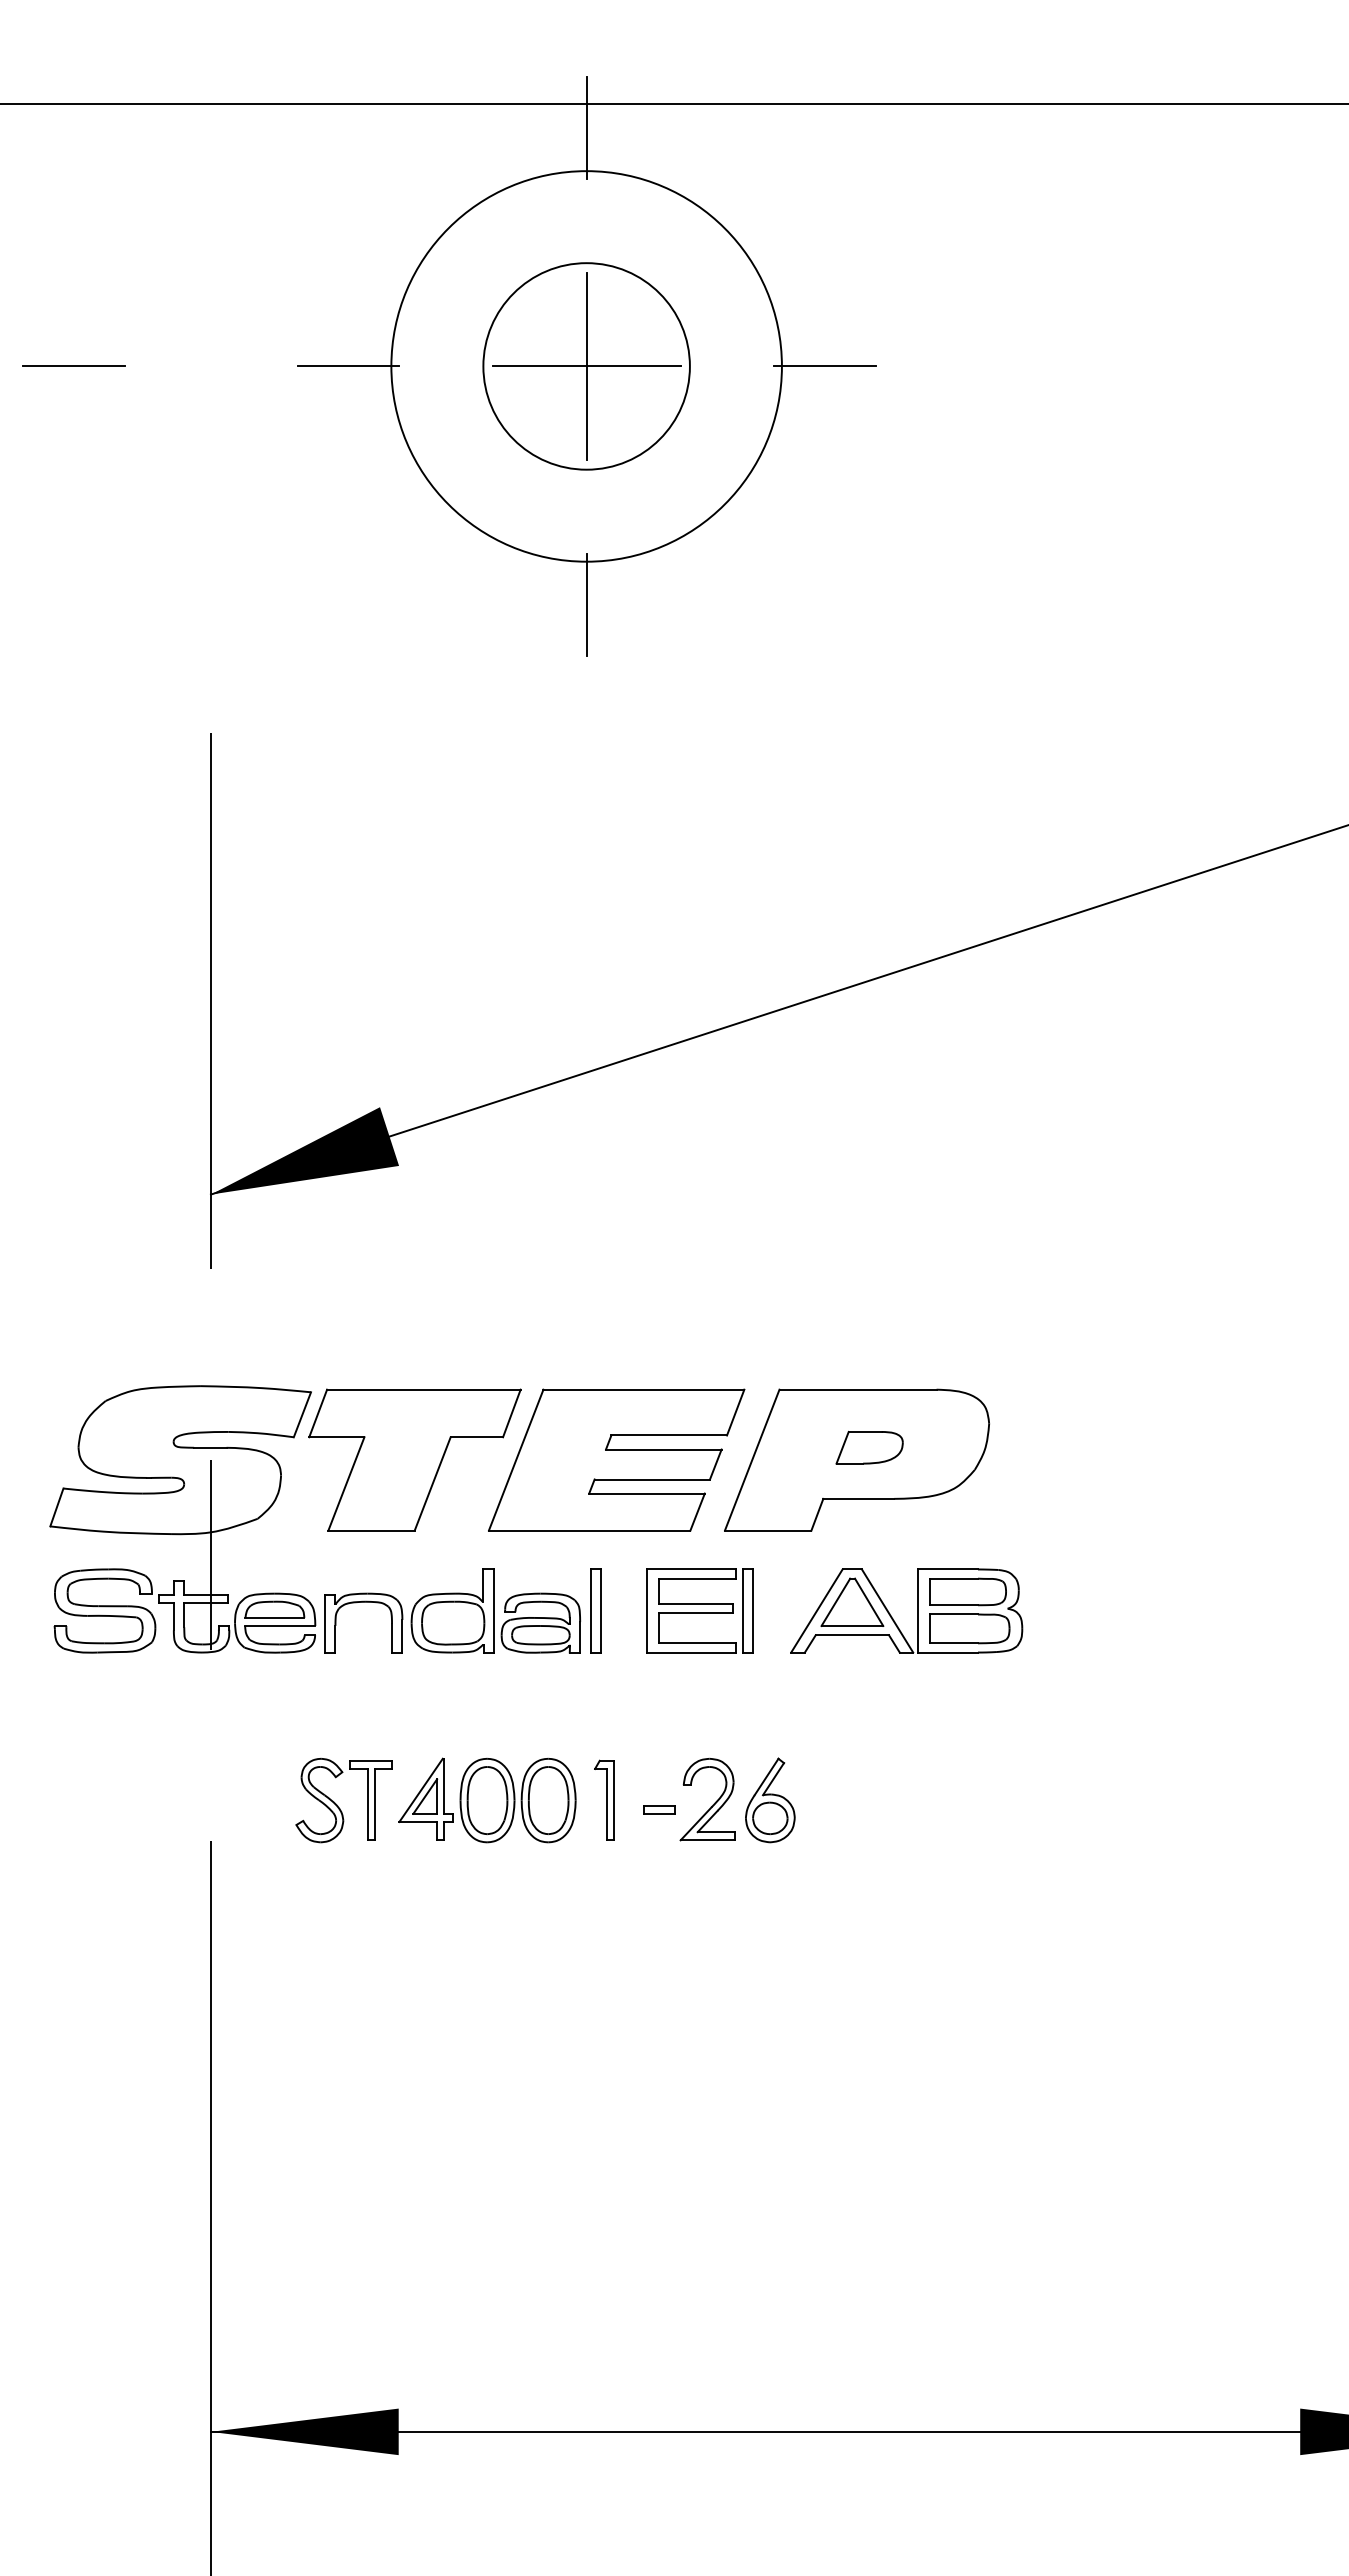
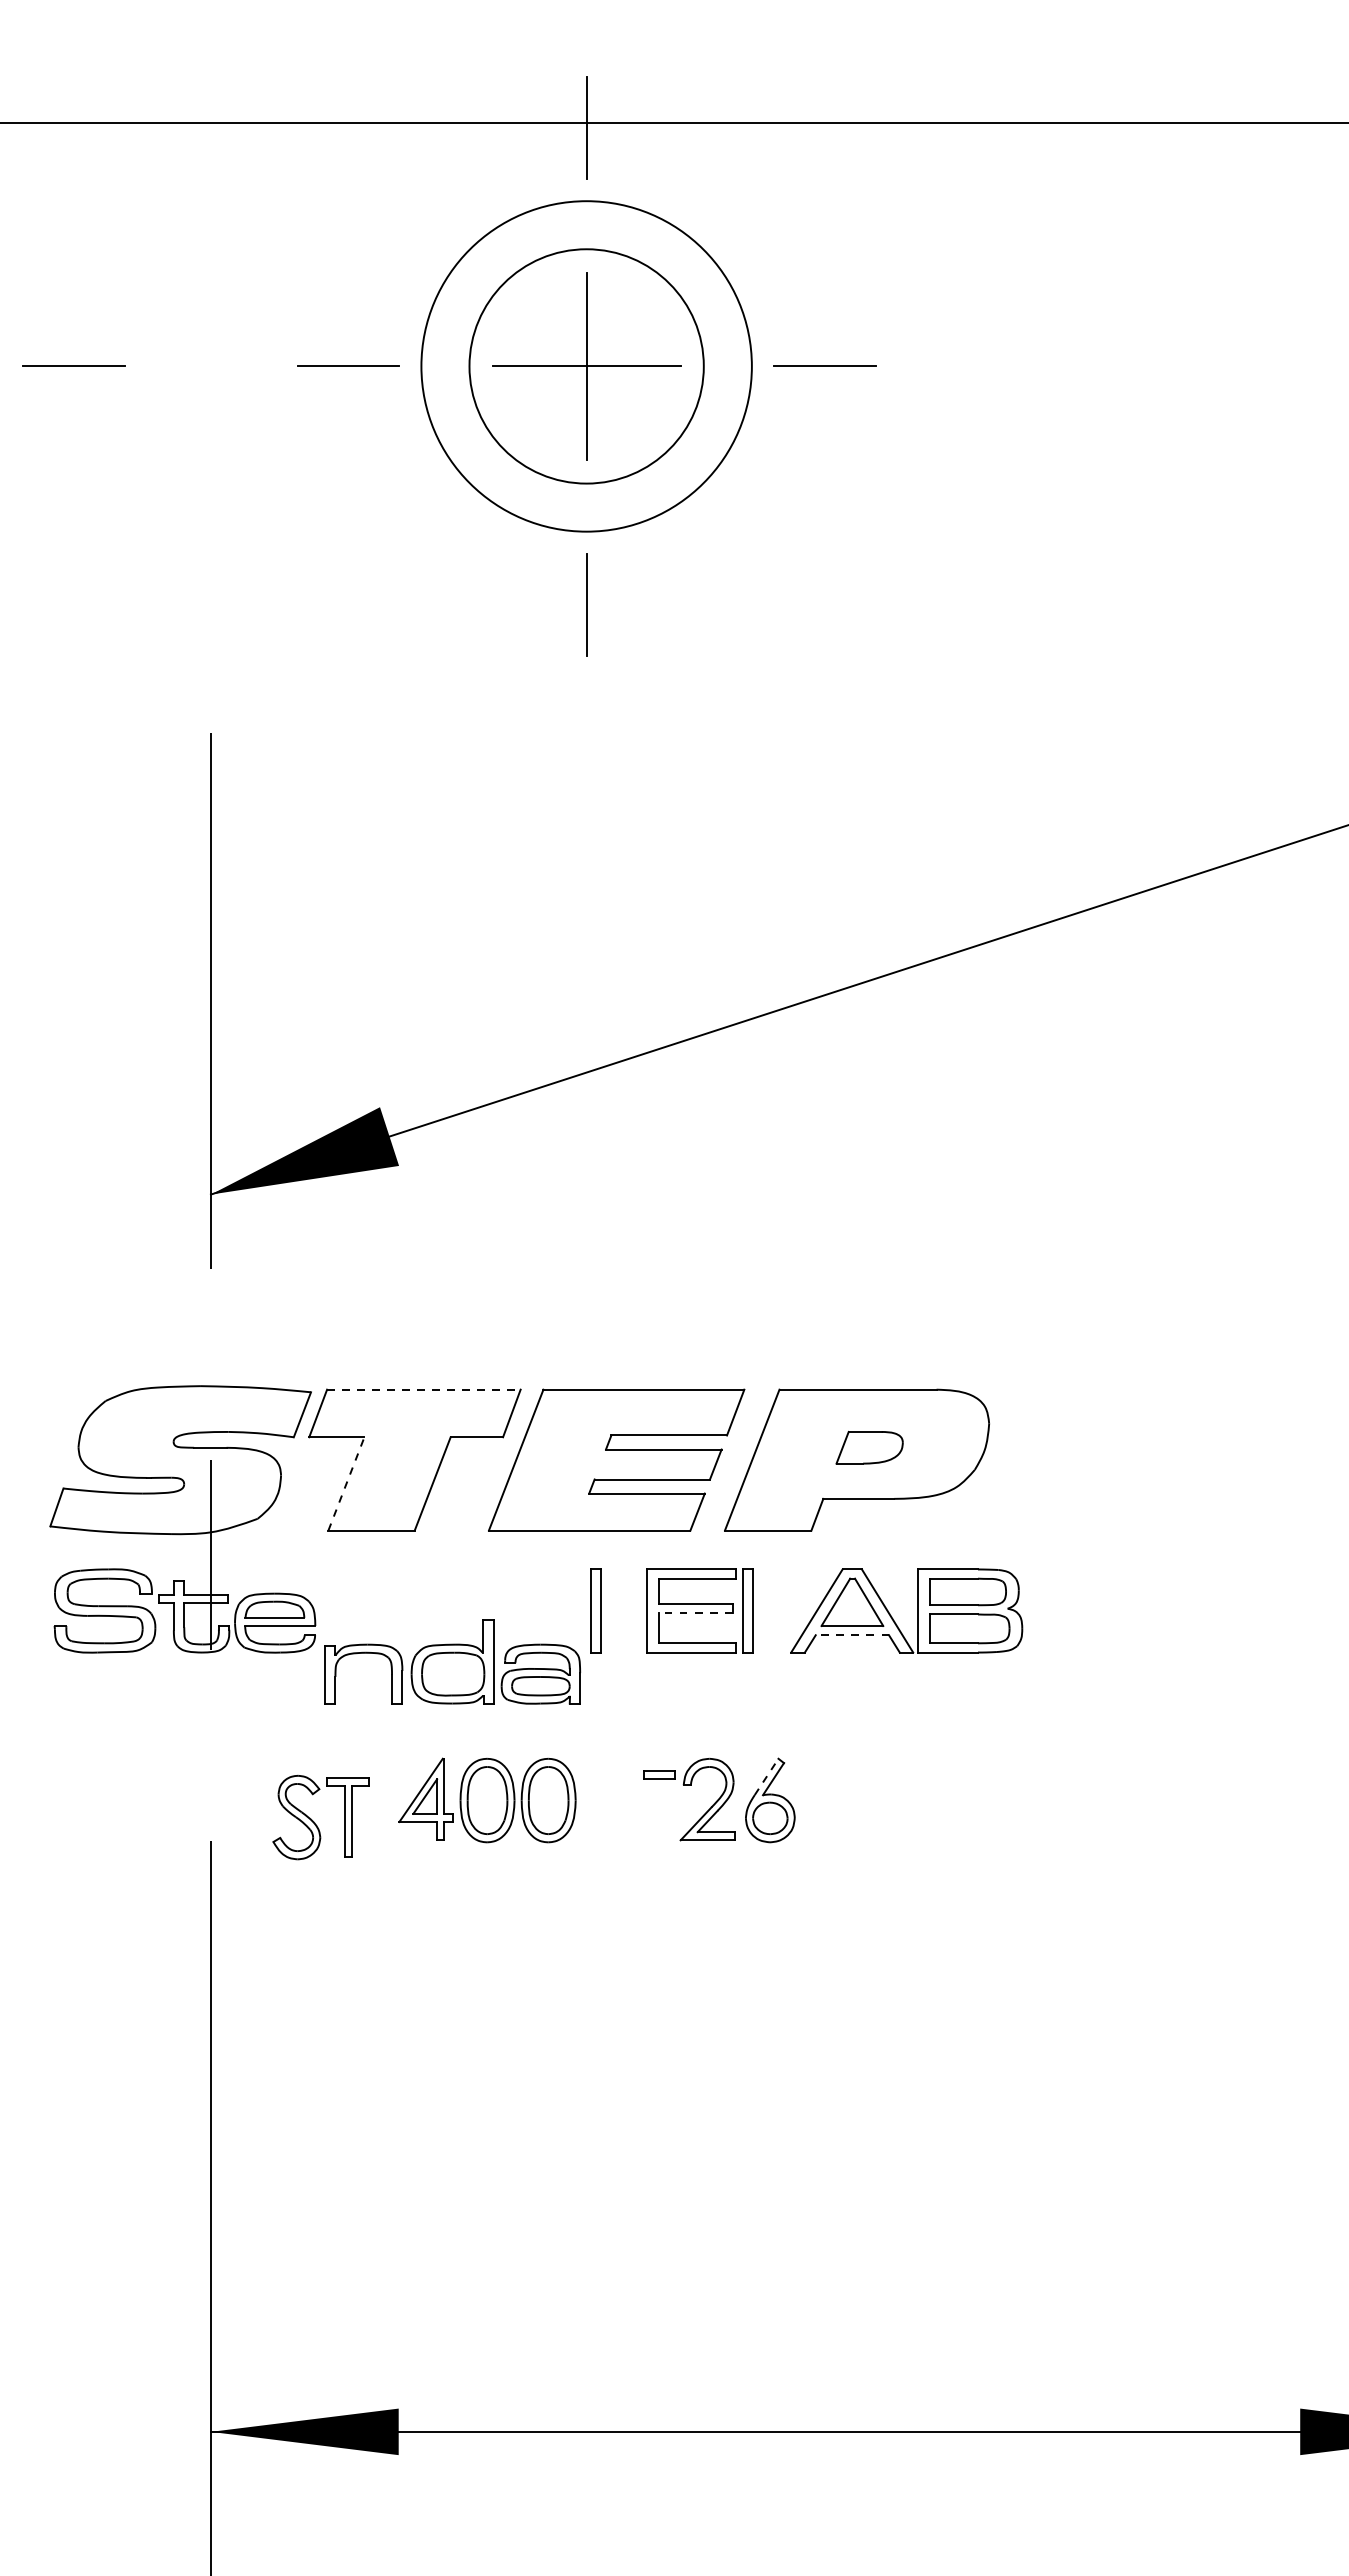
line position: (673, 103) -> (673, 122) (673, 122)
circle diameter: 207 px -> 330 px (586, 366)
circle diameter: 391 px -> 234 px (586, 366)
line: solid -> dashed (423, 1389)
line: solid -> dashed (346, 1483)
part position: (452, 1610) -> (452, 1661) (452, 1661)
line: solid -> dashed (695, 1613)
line: solid -> dashed (852, 1635)
line: solid -> dashed (766, 1776)
part: present -> none (604, 1799)
part position: (337, 1804) -> (314, 1821) (314, 1821)
part position: (659, 1809) -> (659, 1774) (659, 1774)
